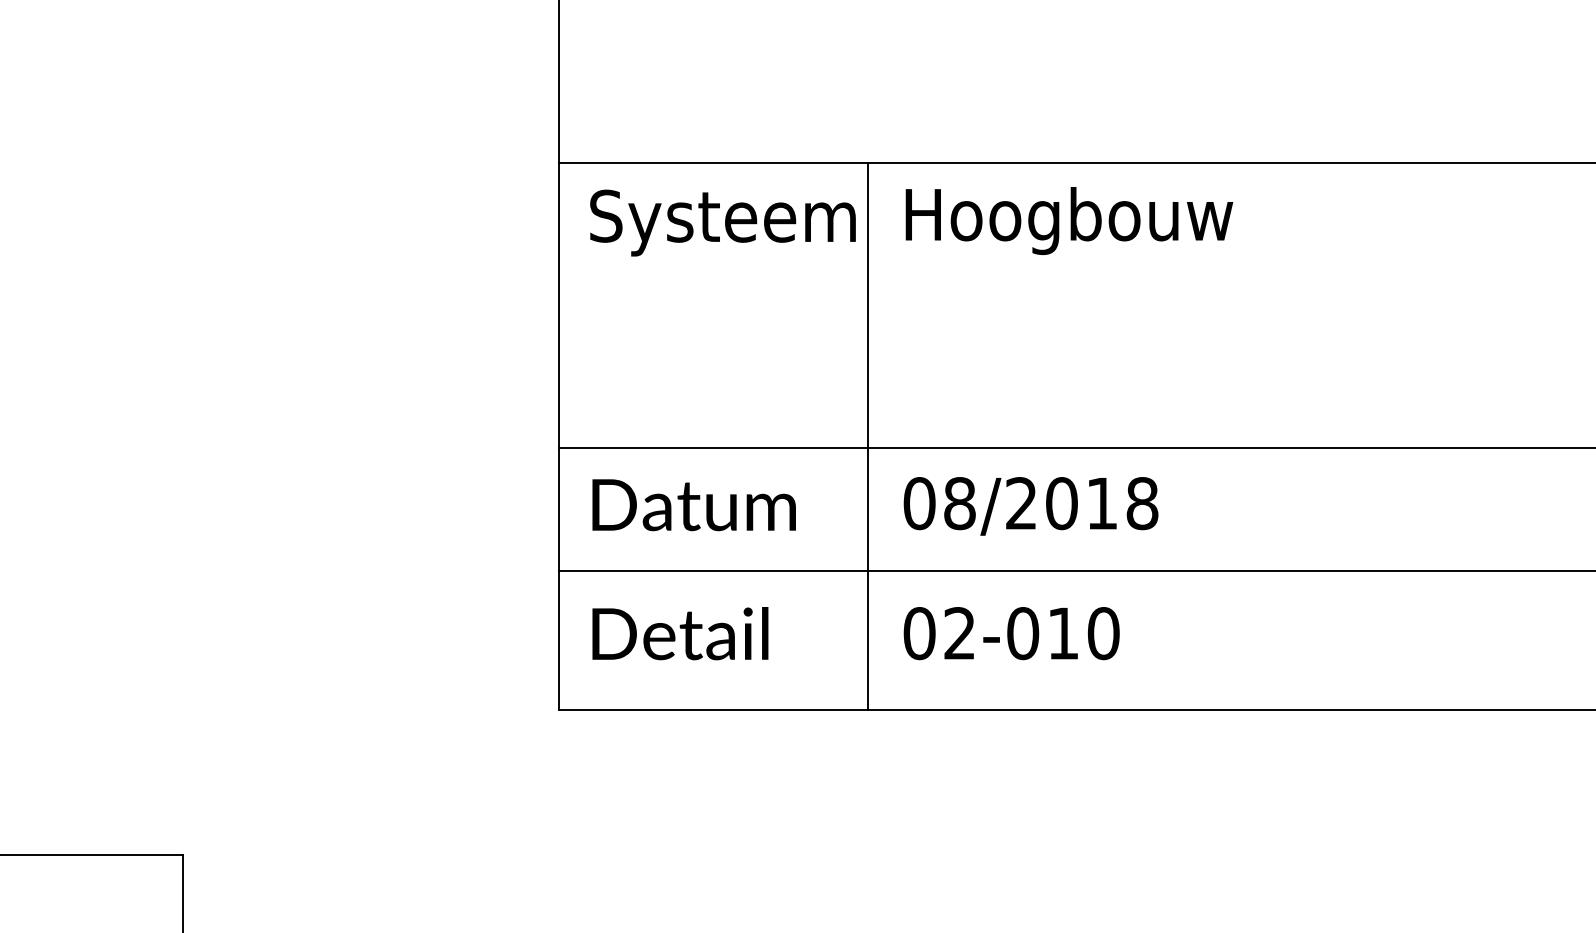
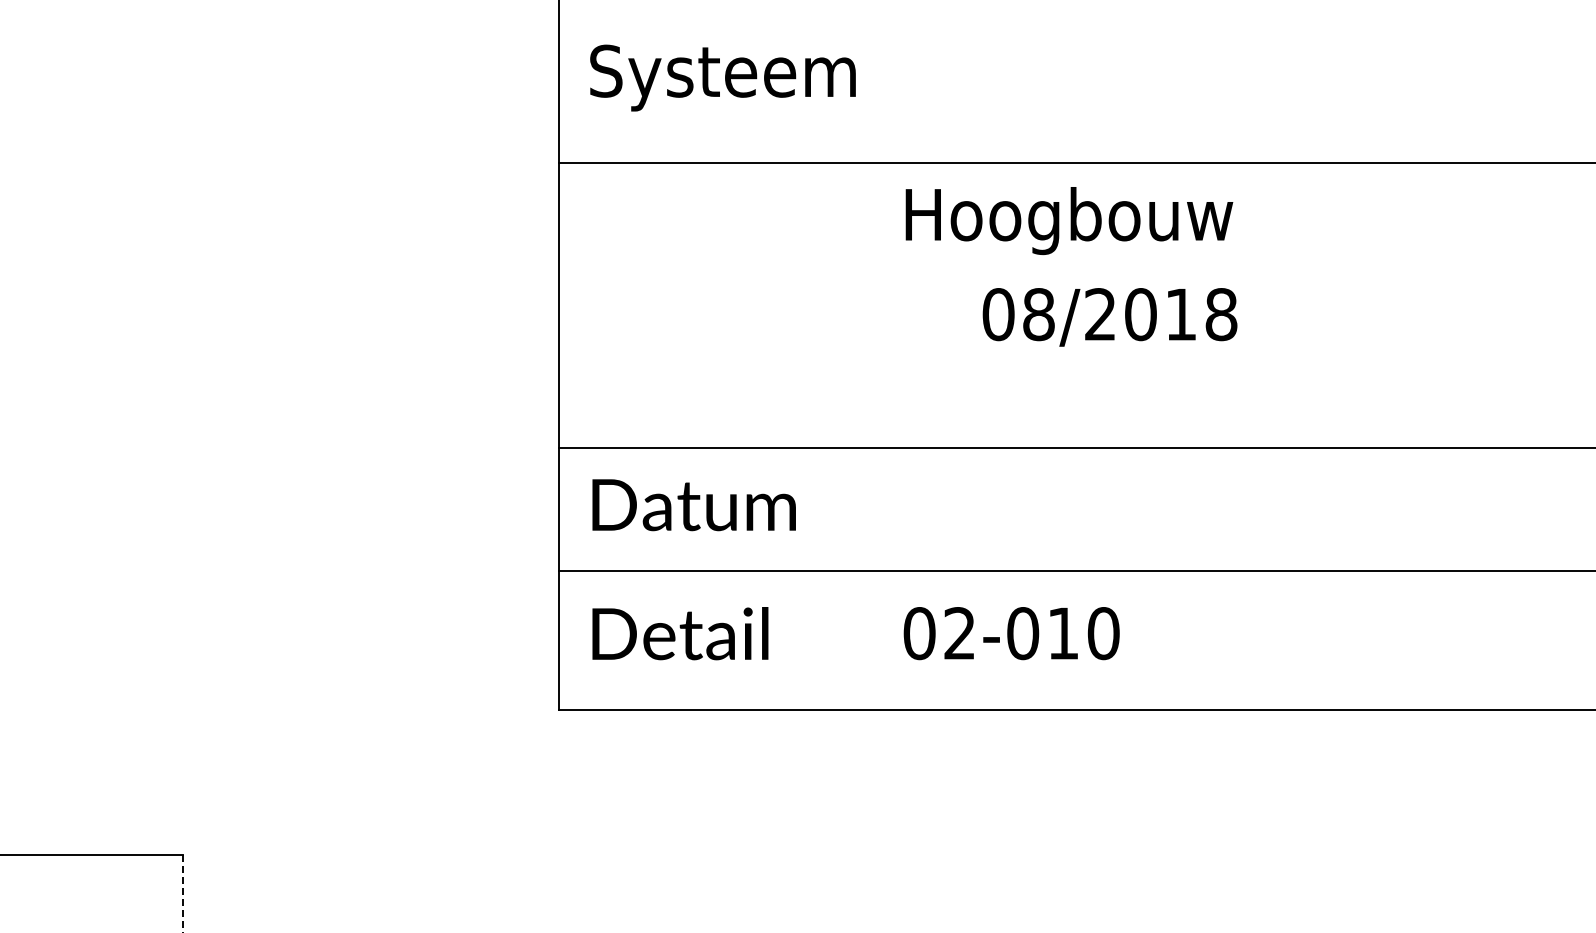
text position: (722, 222) -> (722, 77) (722, 77)
line: present -> none (867, 436)
text position: (1030, 506) -> (1109, 317) (1109, 317)
line: solid -> dashed (183, 893)
